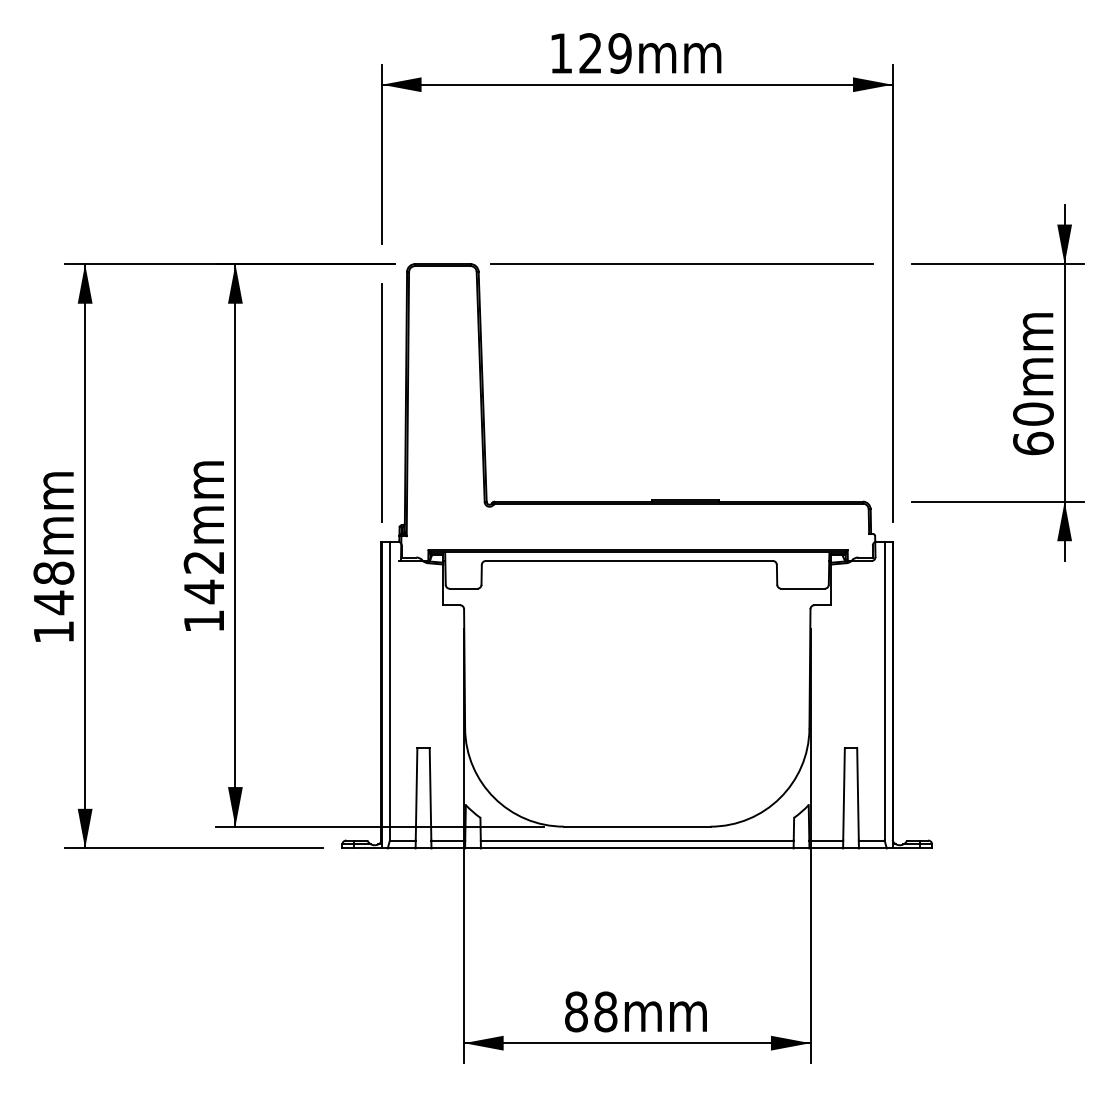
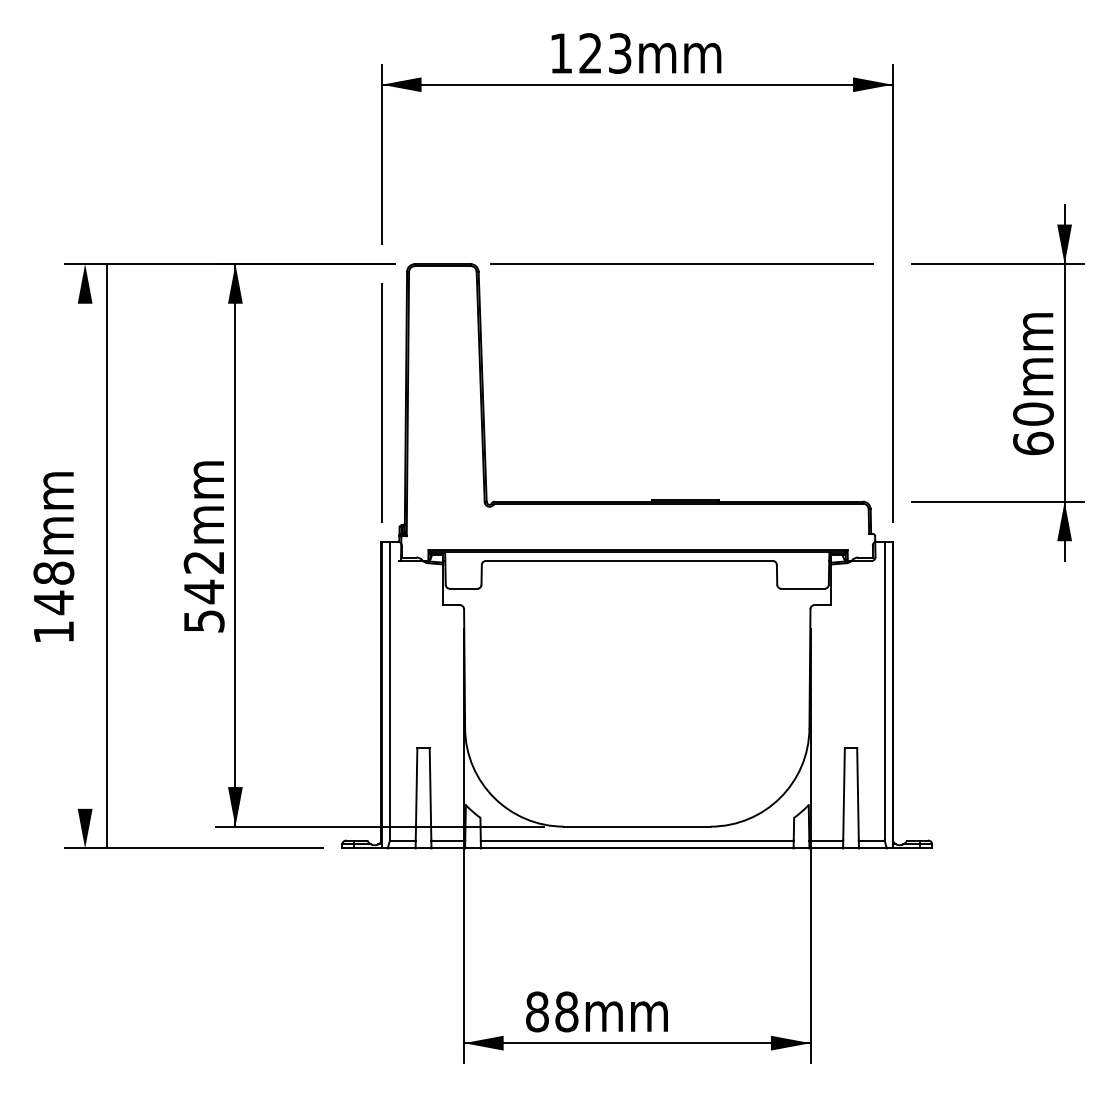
text: 129mm -> 123mm (619, 53)
line position: (85, 556) -> (107, 556) (107, 556)
text: 142mm -> 542mm (204, 621)
text position: (635, 1011) -> (596, 1011) (596, 1011)
